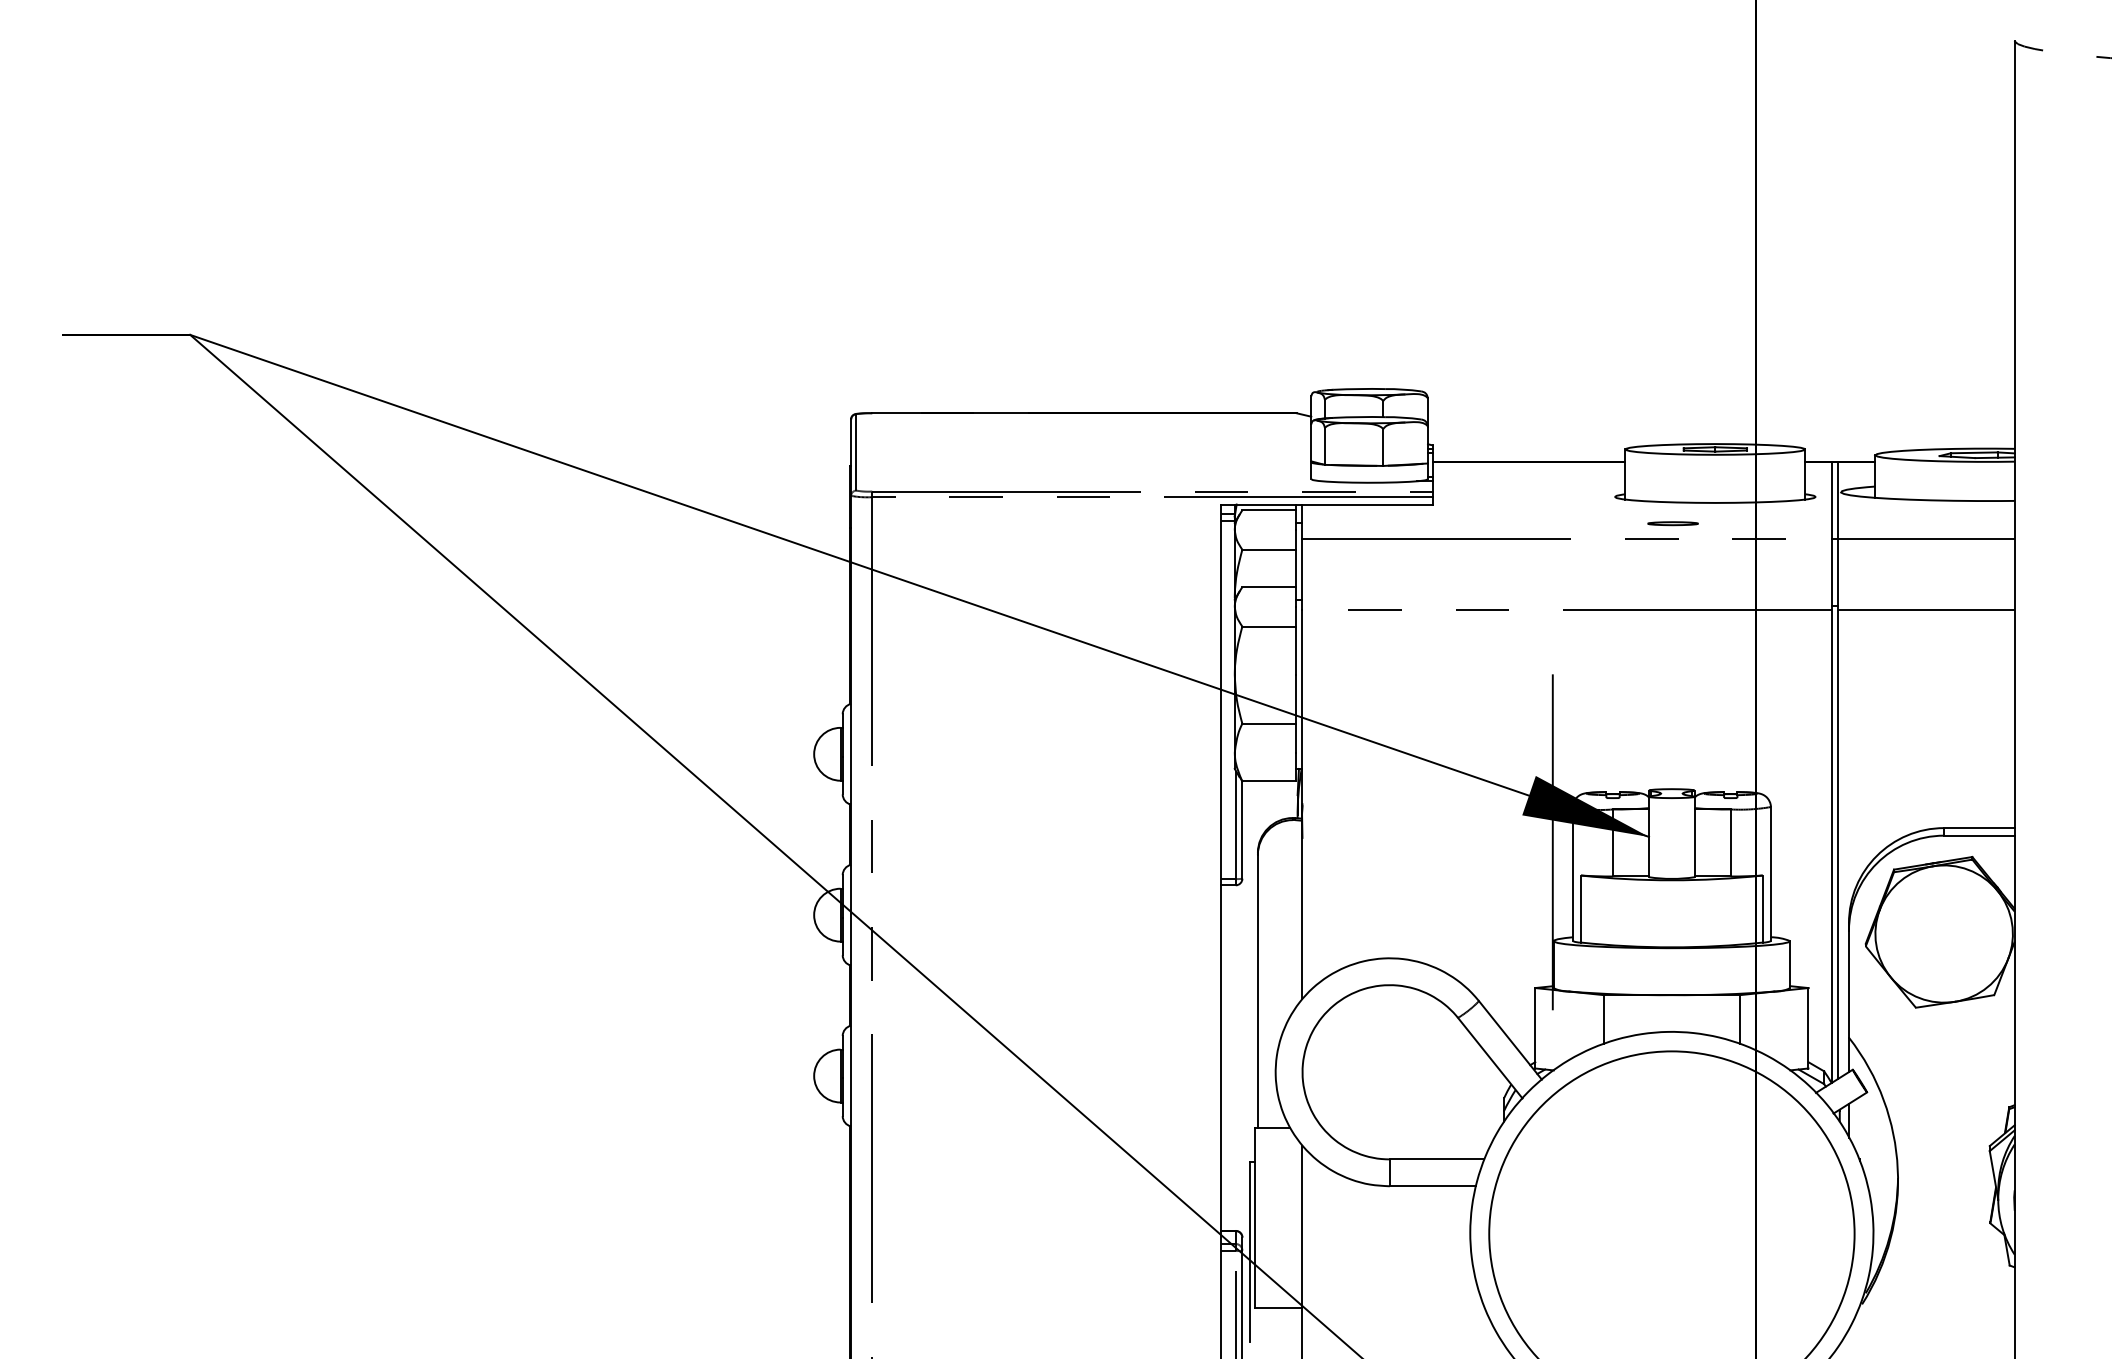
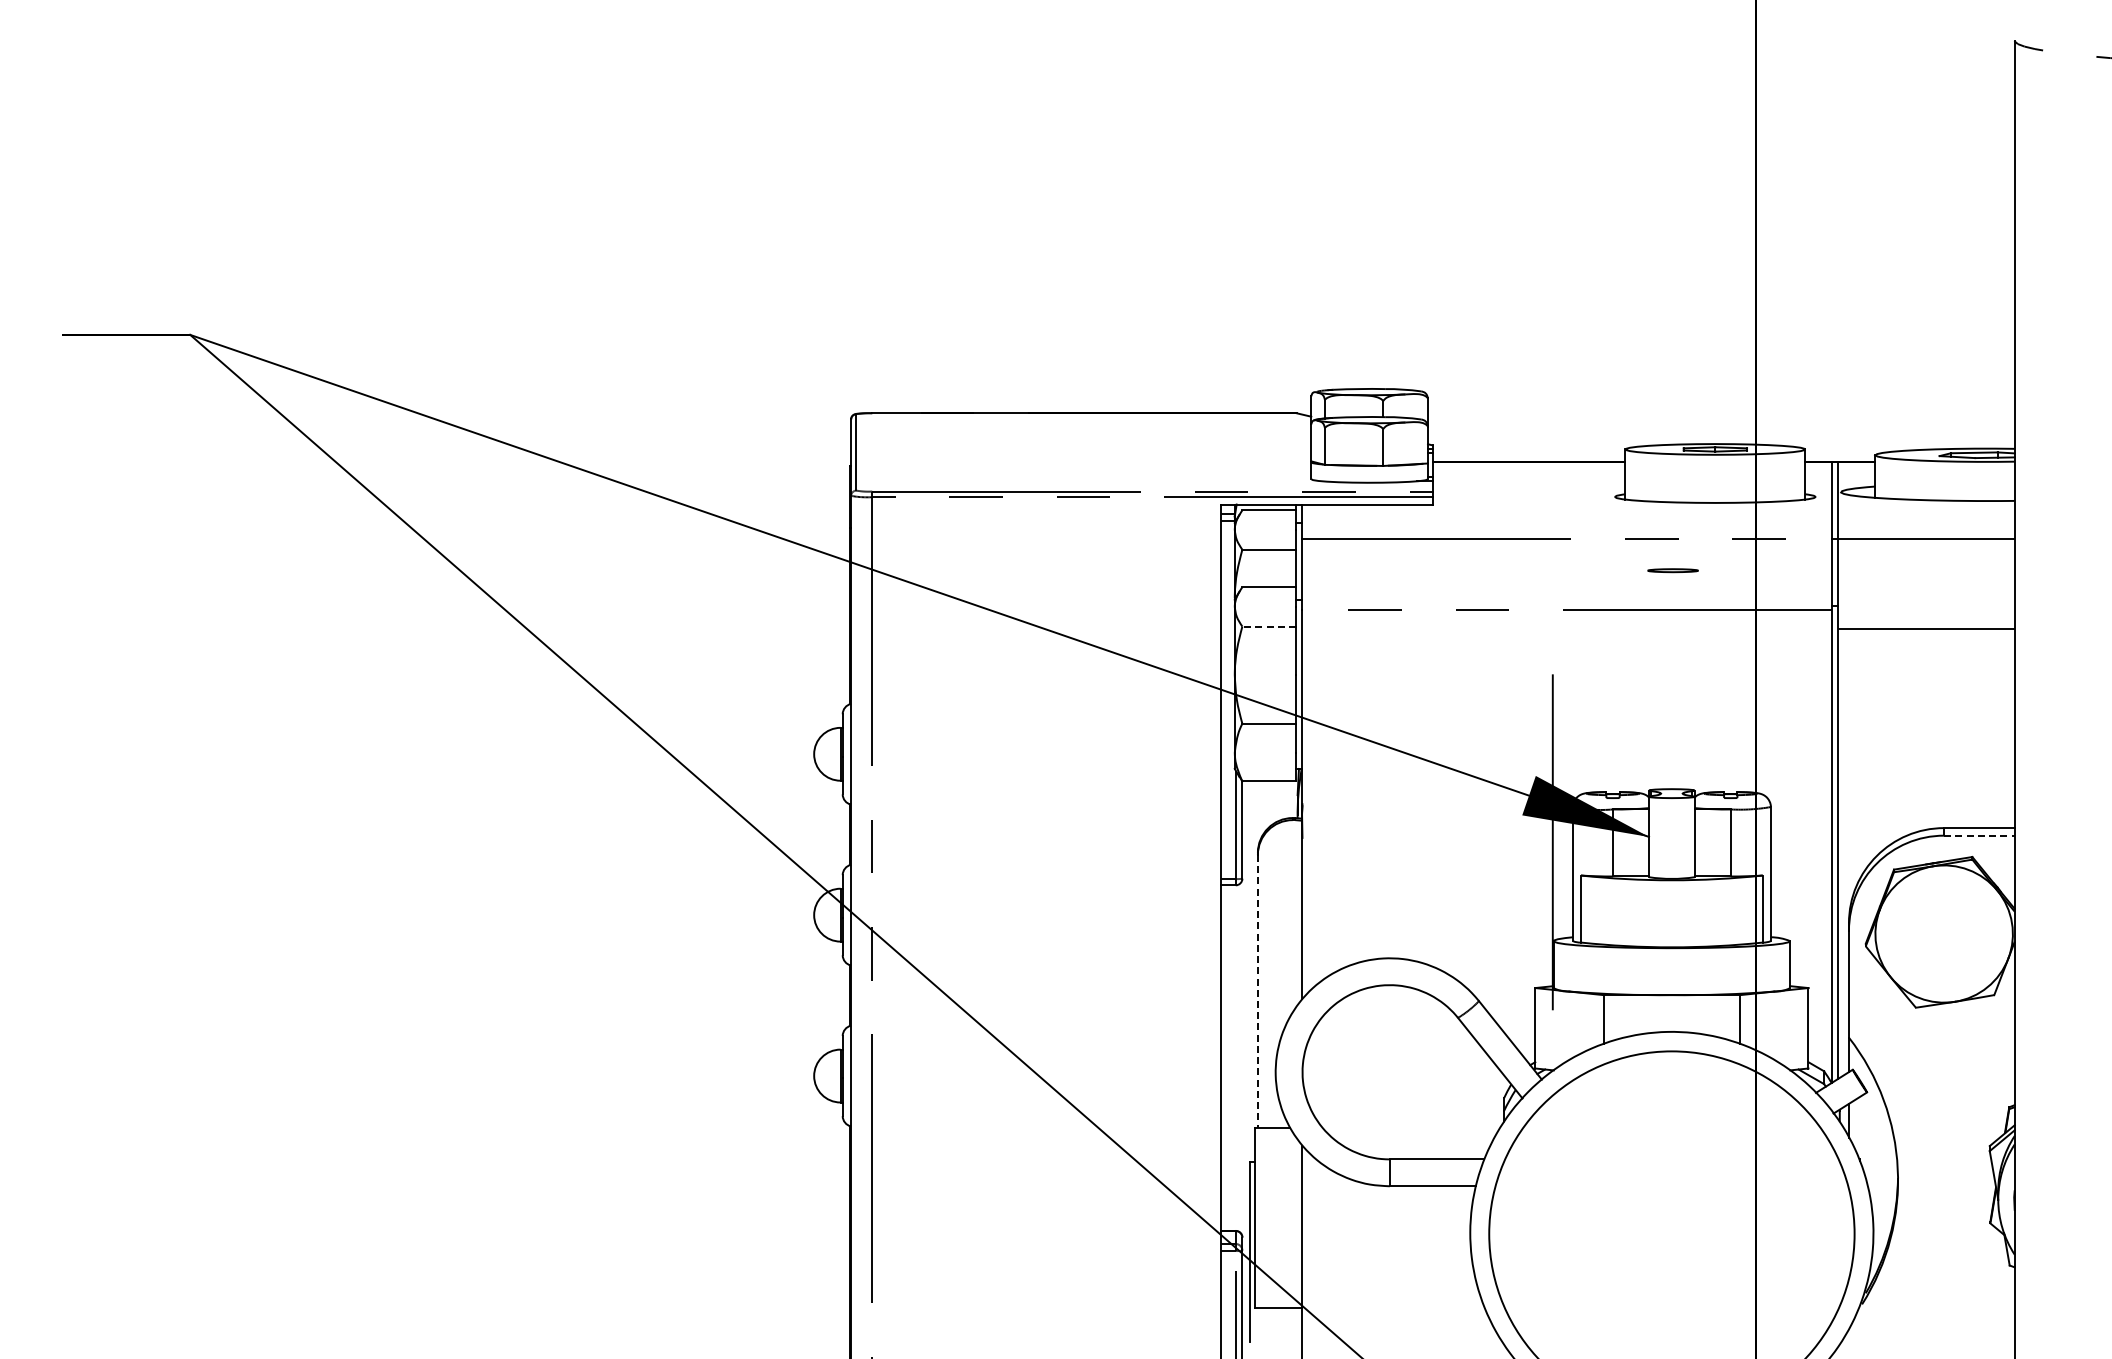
part position: (1672, 523) -> (1672, 570) (1672, 570)
line position: (1926, 609) -> (1926, 628) (1926, 628)
line: solid -> dashed (1269, 626)
line: solid -> dashed (1979, 835)
line: solid -> dashed (1257, 991)
